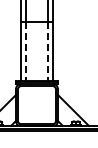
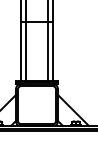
line: dashed -> solid (25, 51)
line: dashed -> solid (48, 51)
